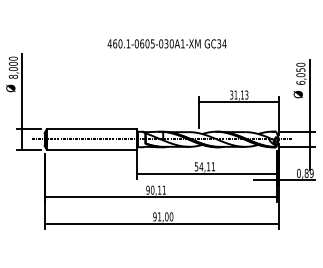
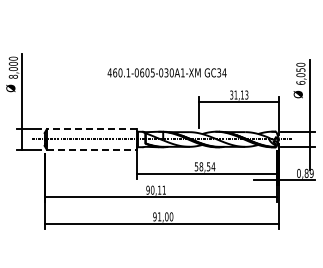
text position: (166, 43) -> (166, 72) (166, 72)
line: solid -> dashed (91, 129)
line: solid -> dashed (92, 149)
text: 54,11 -> 58,54 (207, 166)
